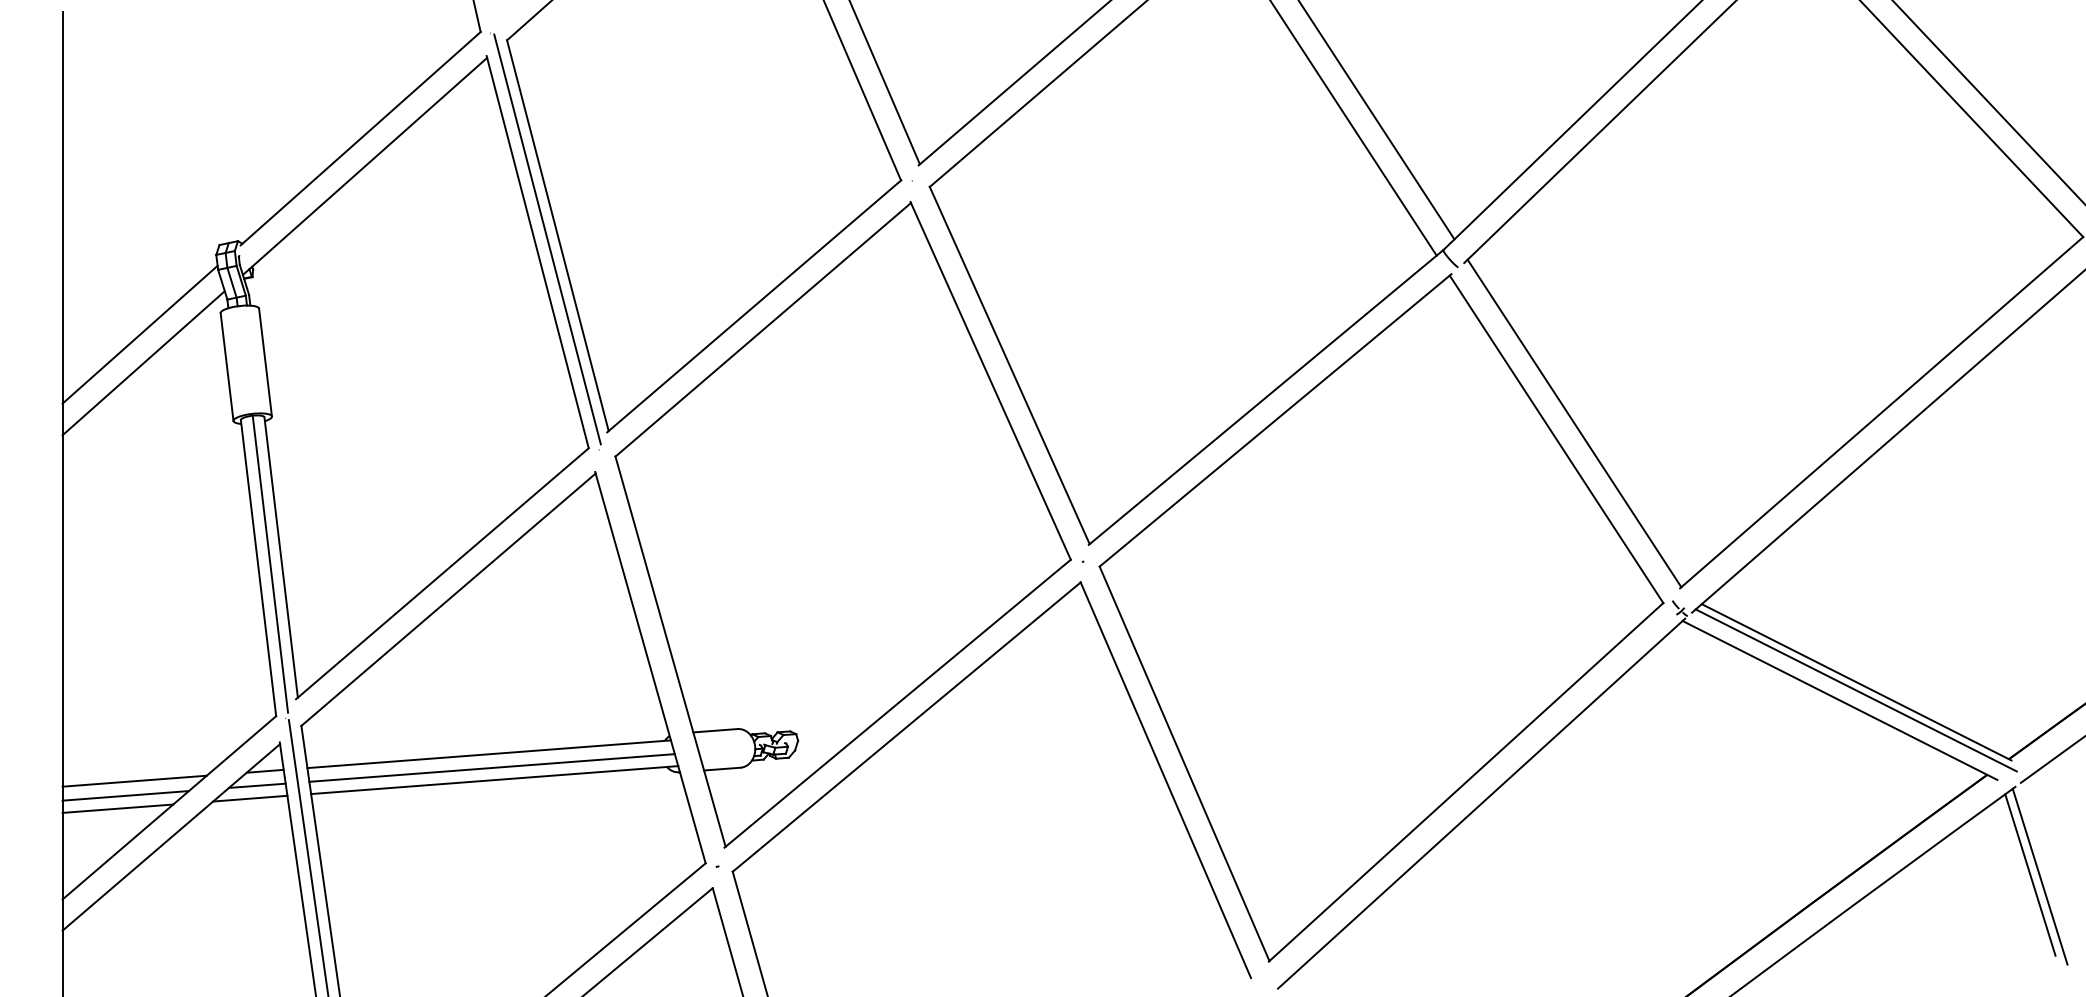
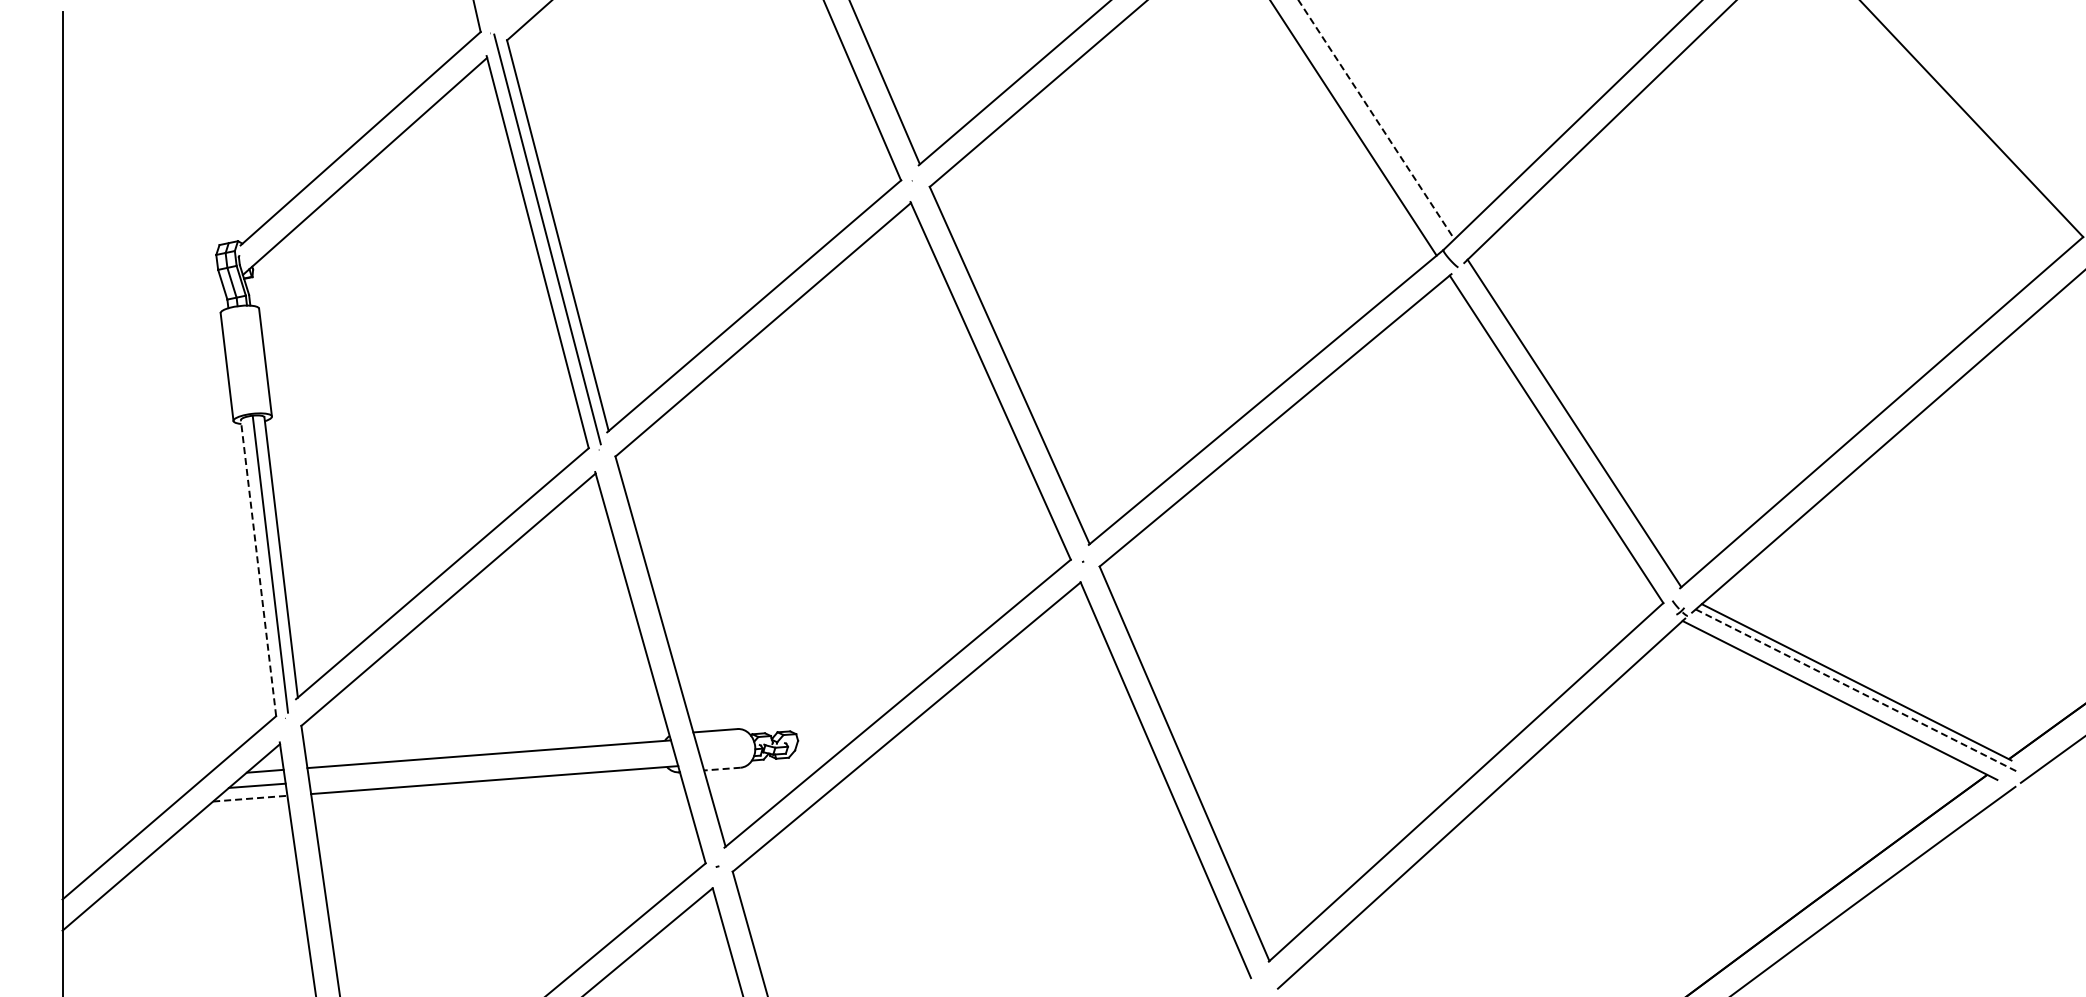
line: present -> none (1988, 101)
line: solid -> dashed (1376, 119)
line: present -> none (139, 334)
line: present -> none (143, 363)
line: solid -> dashed (258, 567)
line: solid -> dashed (1856, 690)
line: present -> none (491, 767)
line: solid -> dashed (721, 769)
line: present -> none (134, 780)
line: present -> none (125, 795)
line: solid -> dashed (250, 798)
line: present -> none (117, 808)
line: present -> none (308, 856)
line: present -> none (2030, 874)
line: present -> none (2039, 876)
